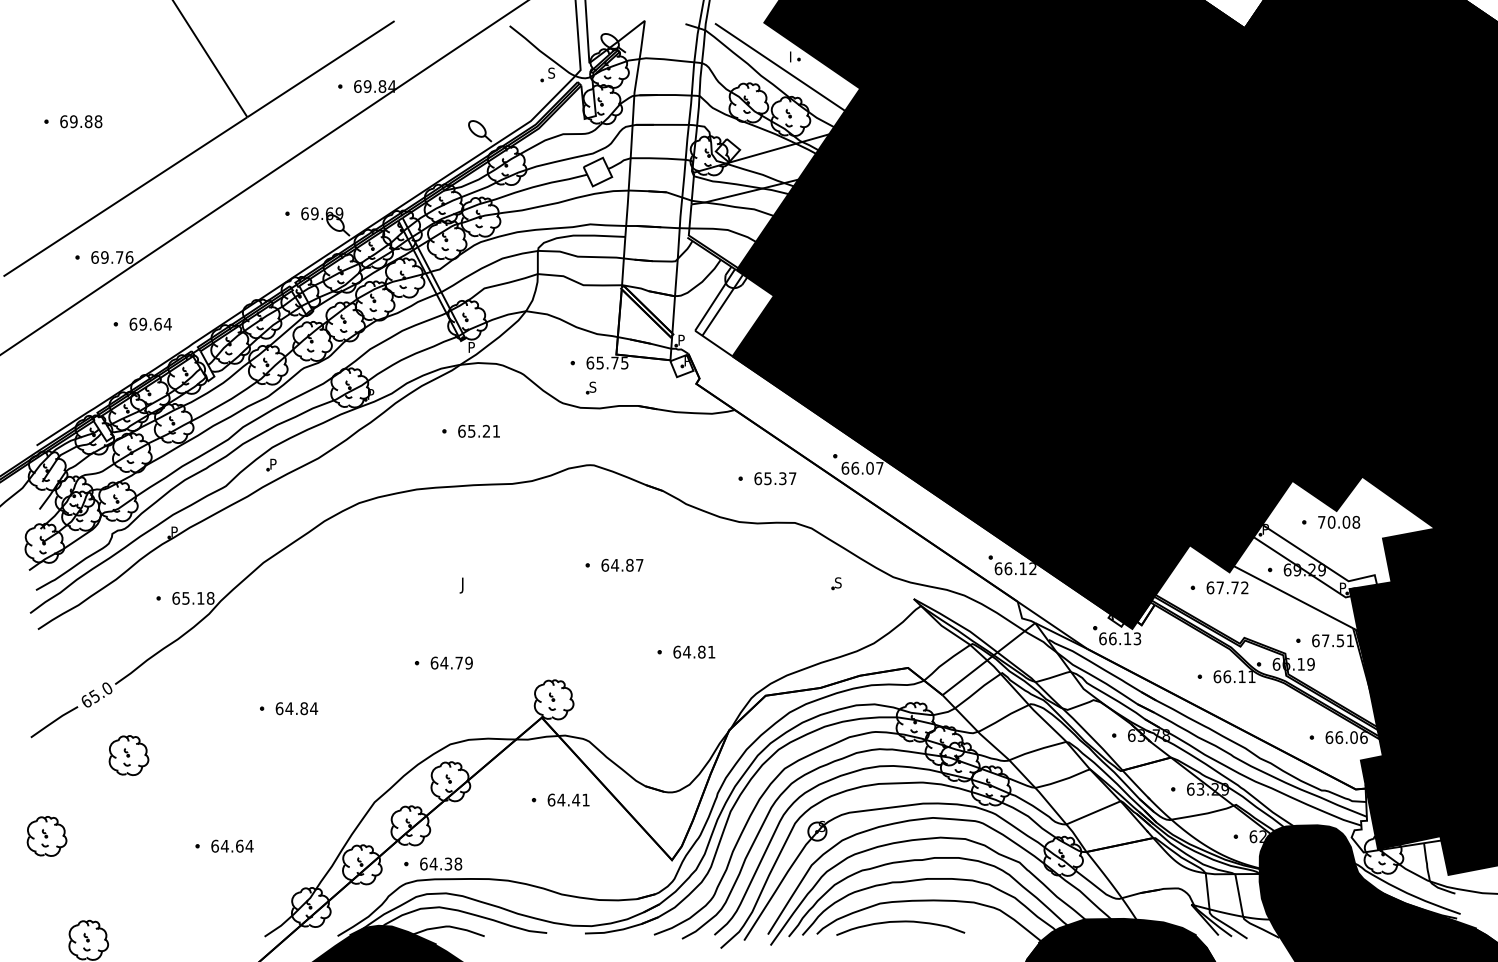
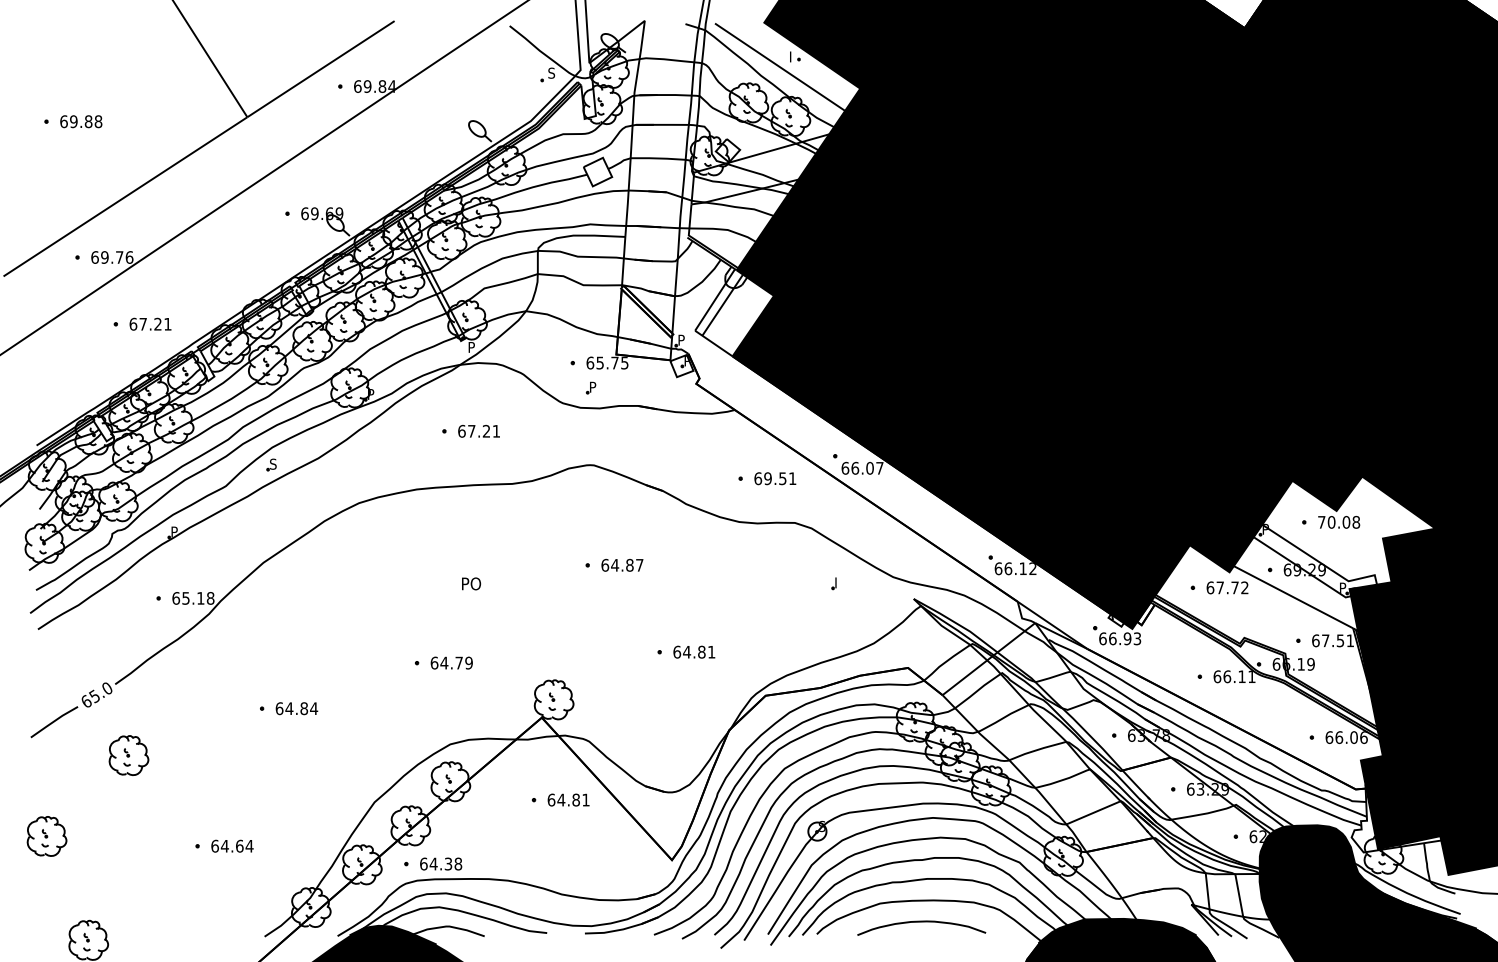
text: 69.64 -> 67.21 (155, 323)
text: S -> P (592, 386)
text: 65.21 -> 67.21 (471, 431)
text: P -> S (273, 463)
text: 65.37 -> 69.51 (780, 478)
text: S -> I (838, 582)
text: J -> PO (470, 585)
text: 66.13 -> 66.93 (1127, 638)
text: 64.41 -> 64.81 (576, 799)
curve position: (900, 922) -> (921, 922) (921, 922)
